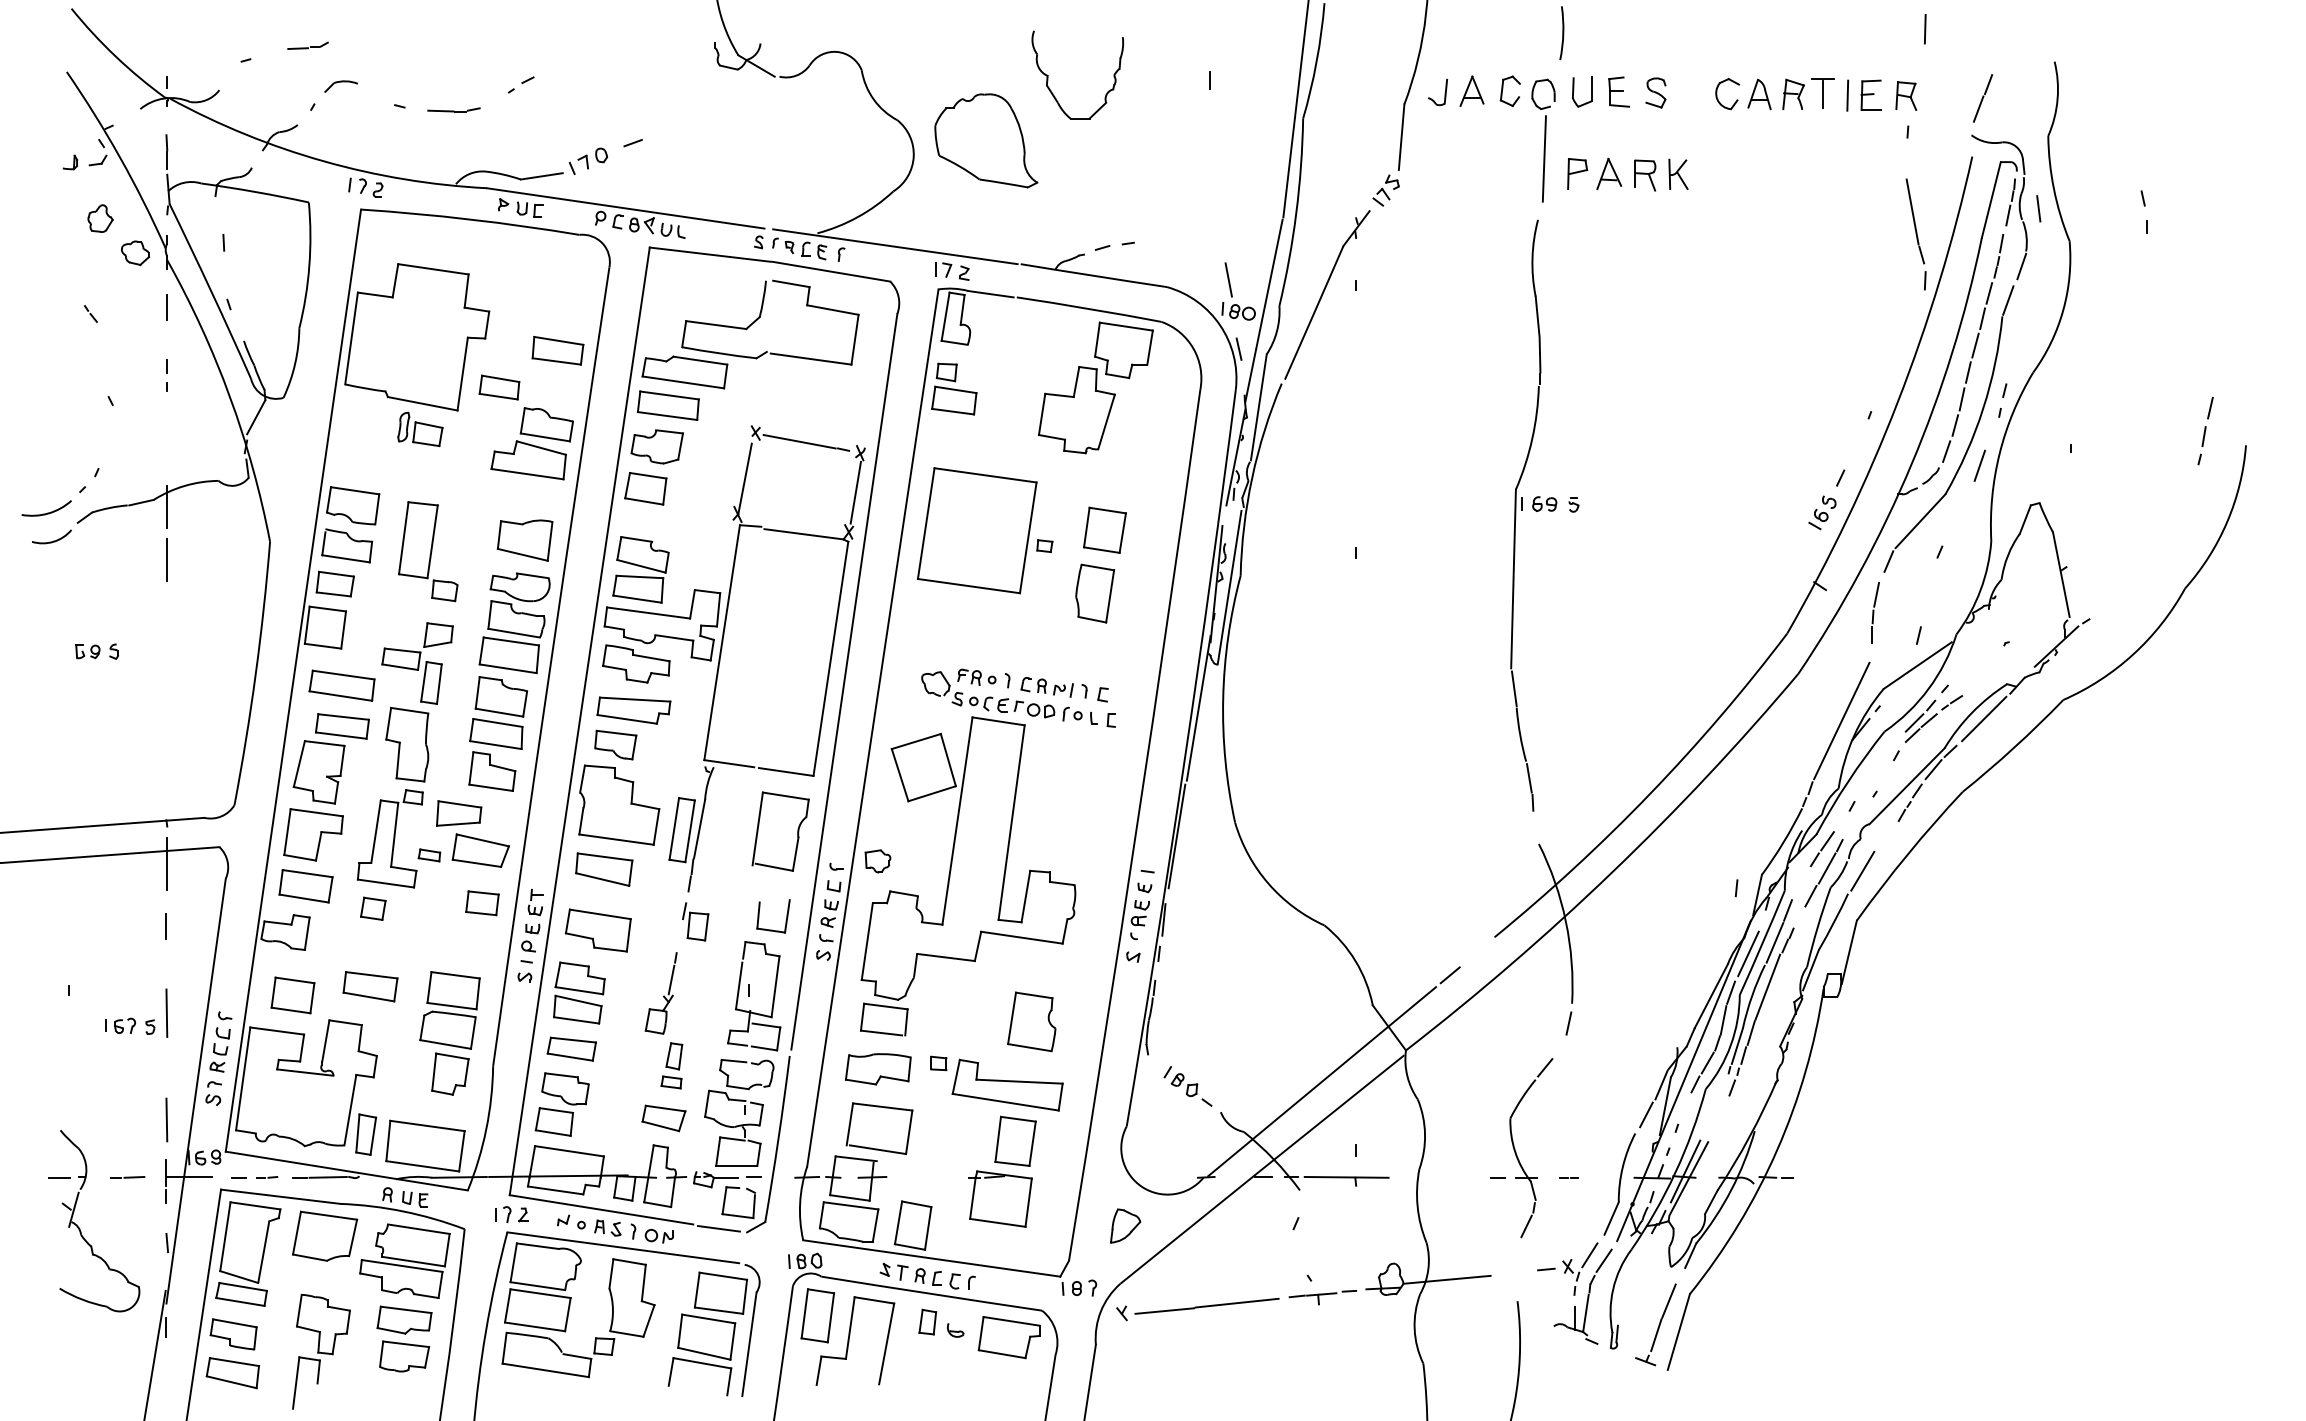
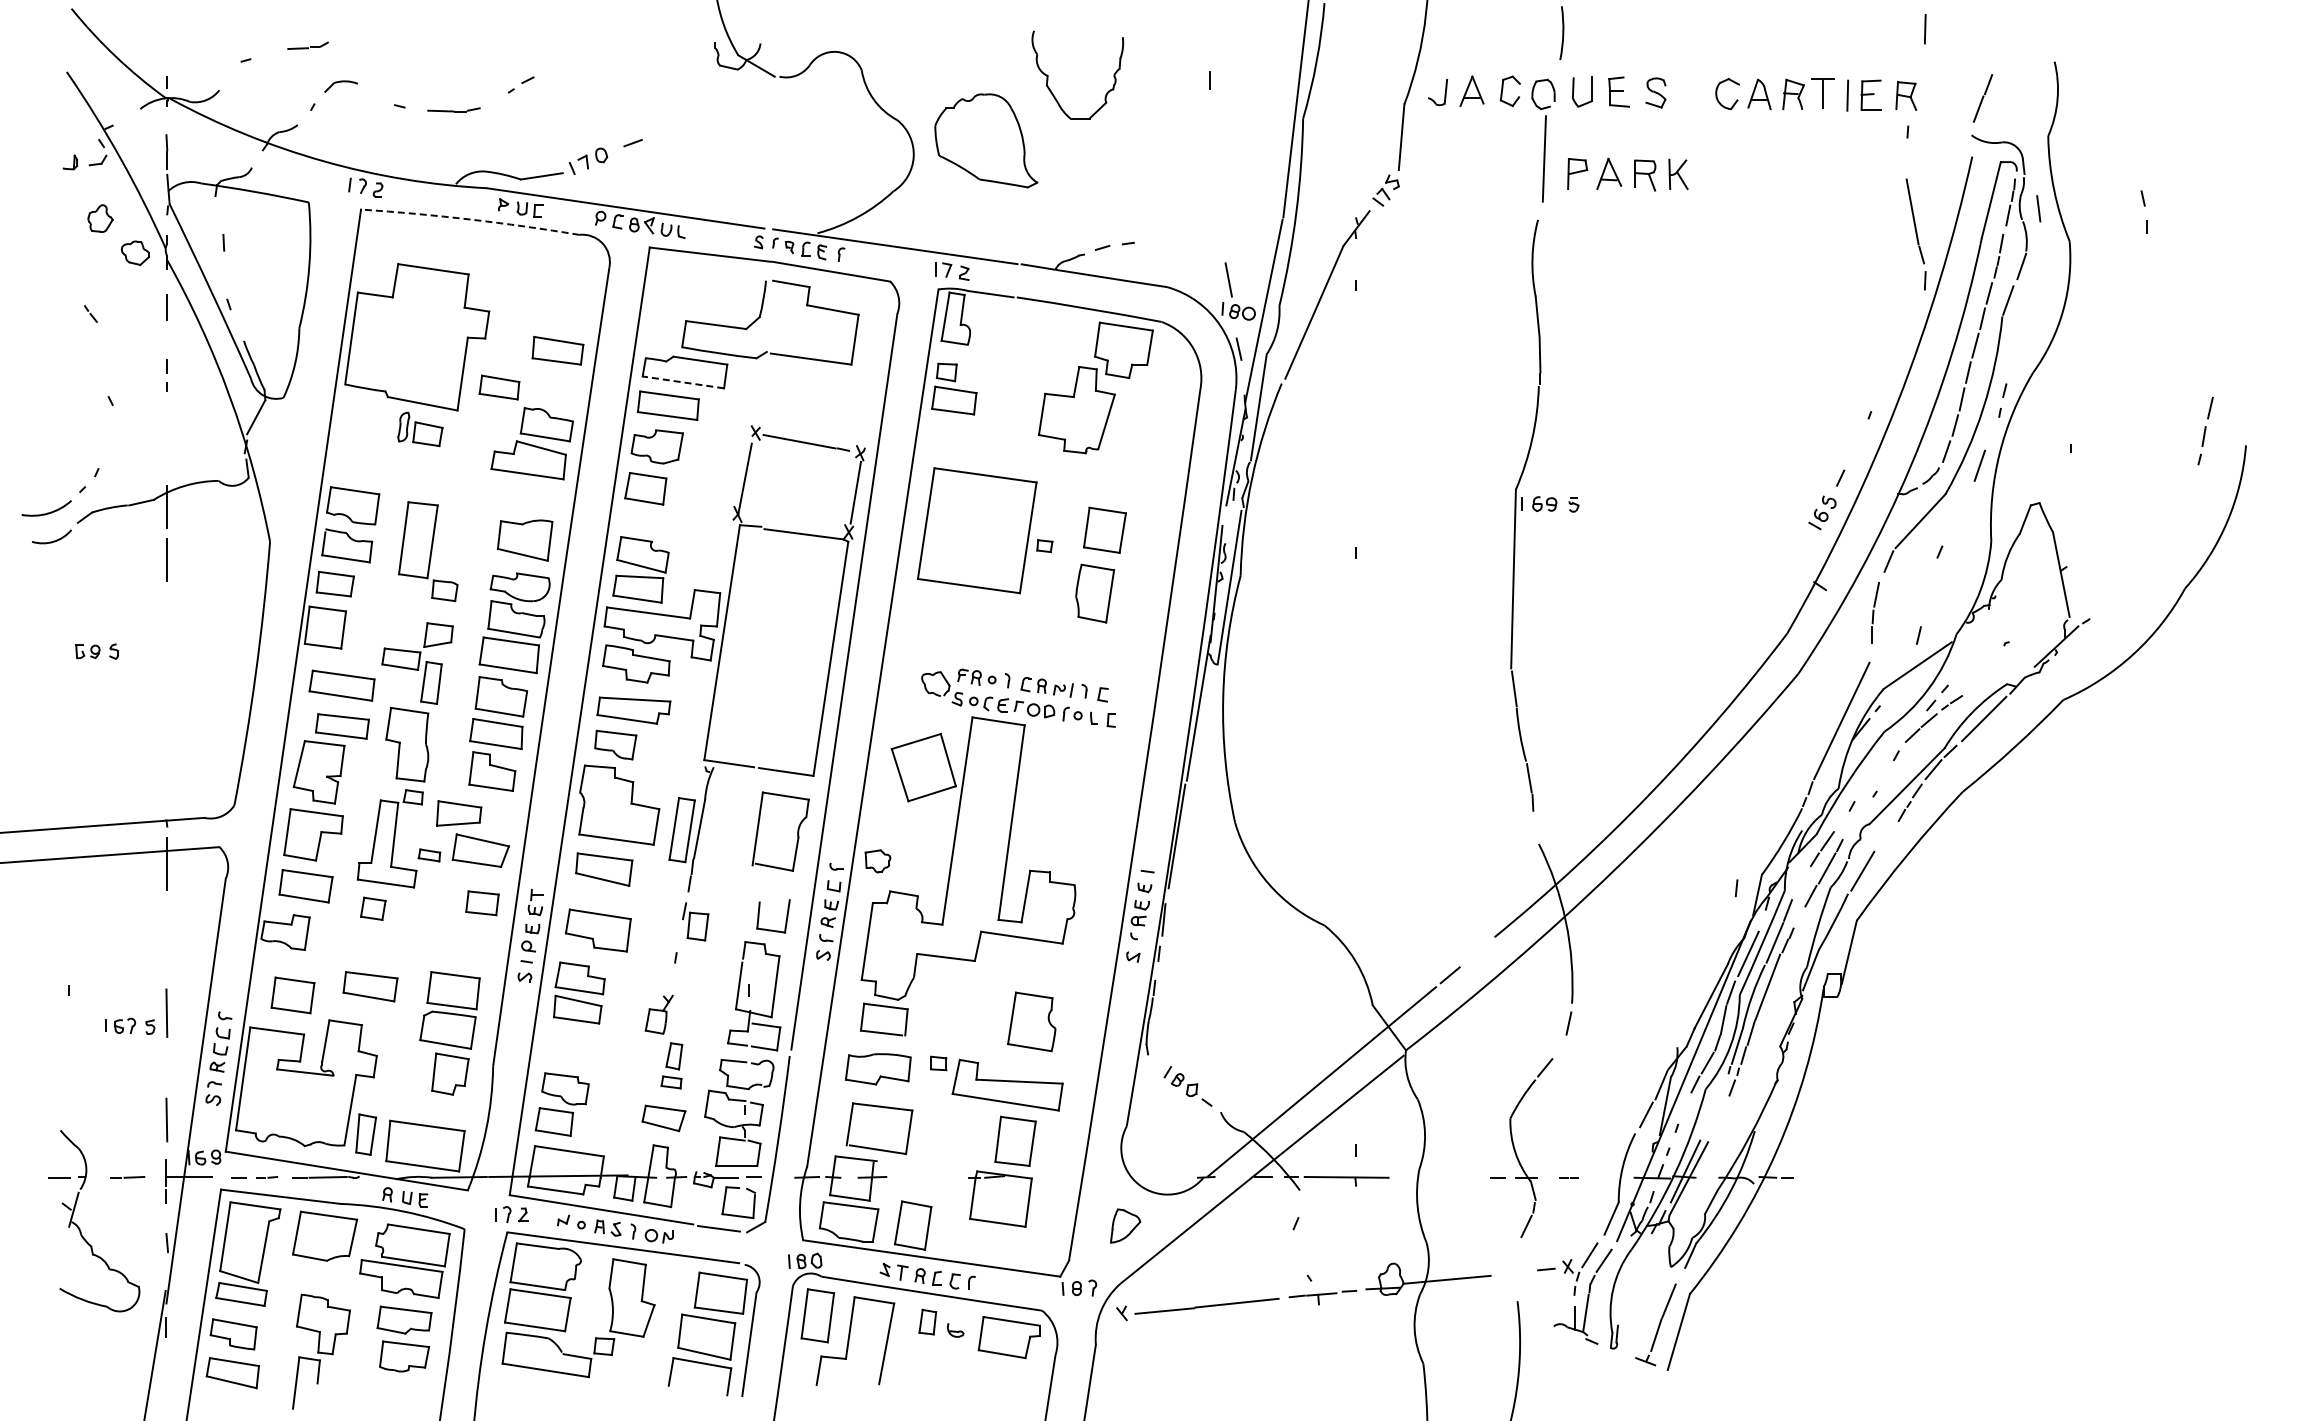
arc: solid -> dashed (470, 219)
line: solid -> dashed (682, 382)
line: present -> none (1914, 722)
line: present -> none (166, 925)
line: present -> none (671, 979)
part: present -> none (571, 1048)
